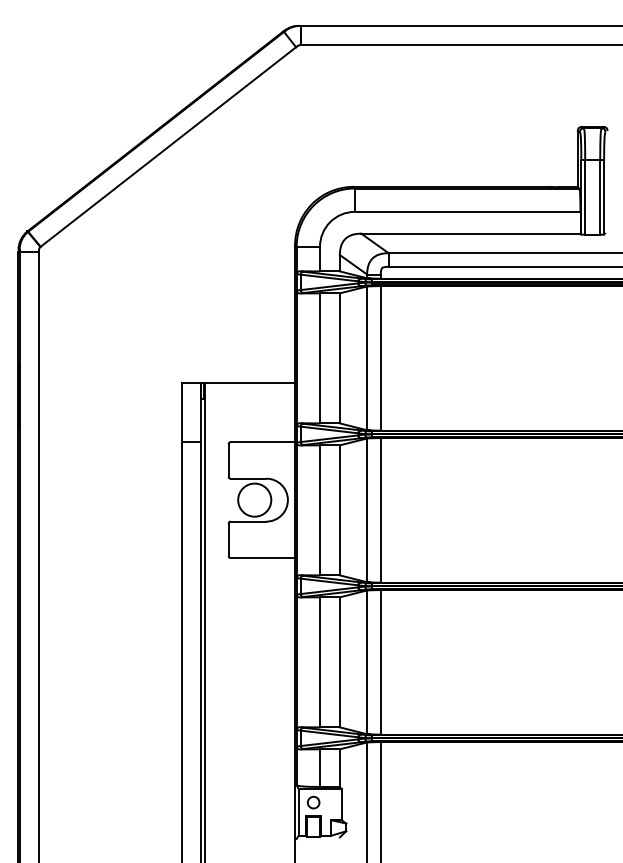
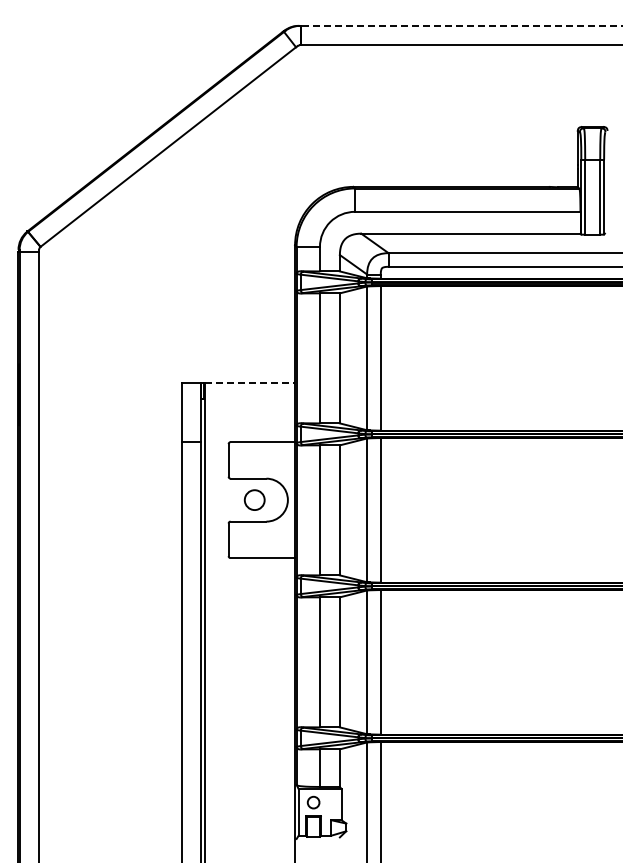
line: solid -> dashed (461, 25)
line: solid -> dashed (250, 383)
circle diameter: 33 px -> 20 px (254, 500)
